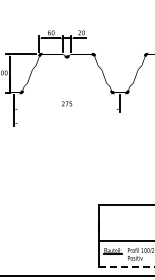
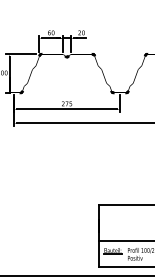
line: none -> present (66, 109)
line: none -> present (84, 123)
line: dashed -> solid (127, 266)
